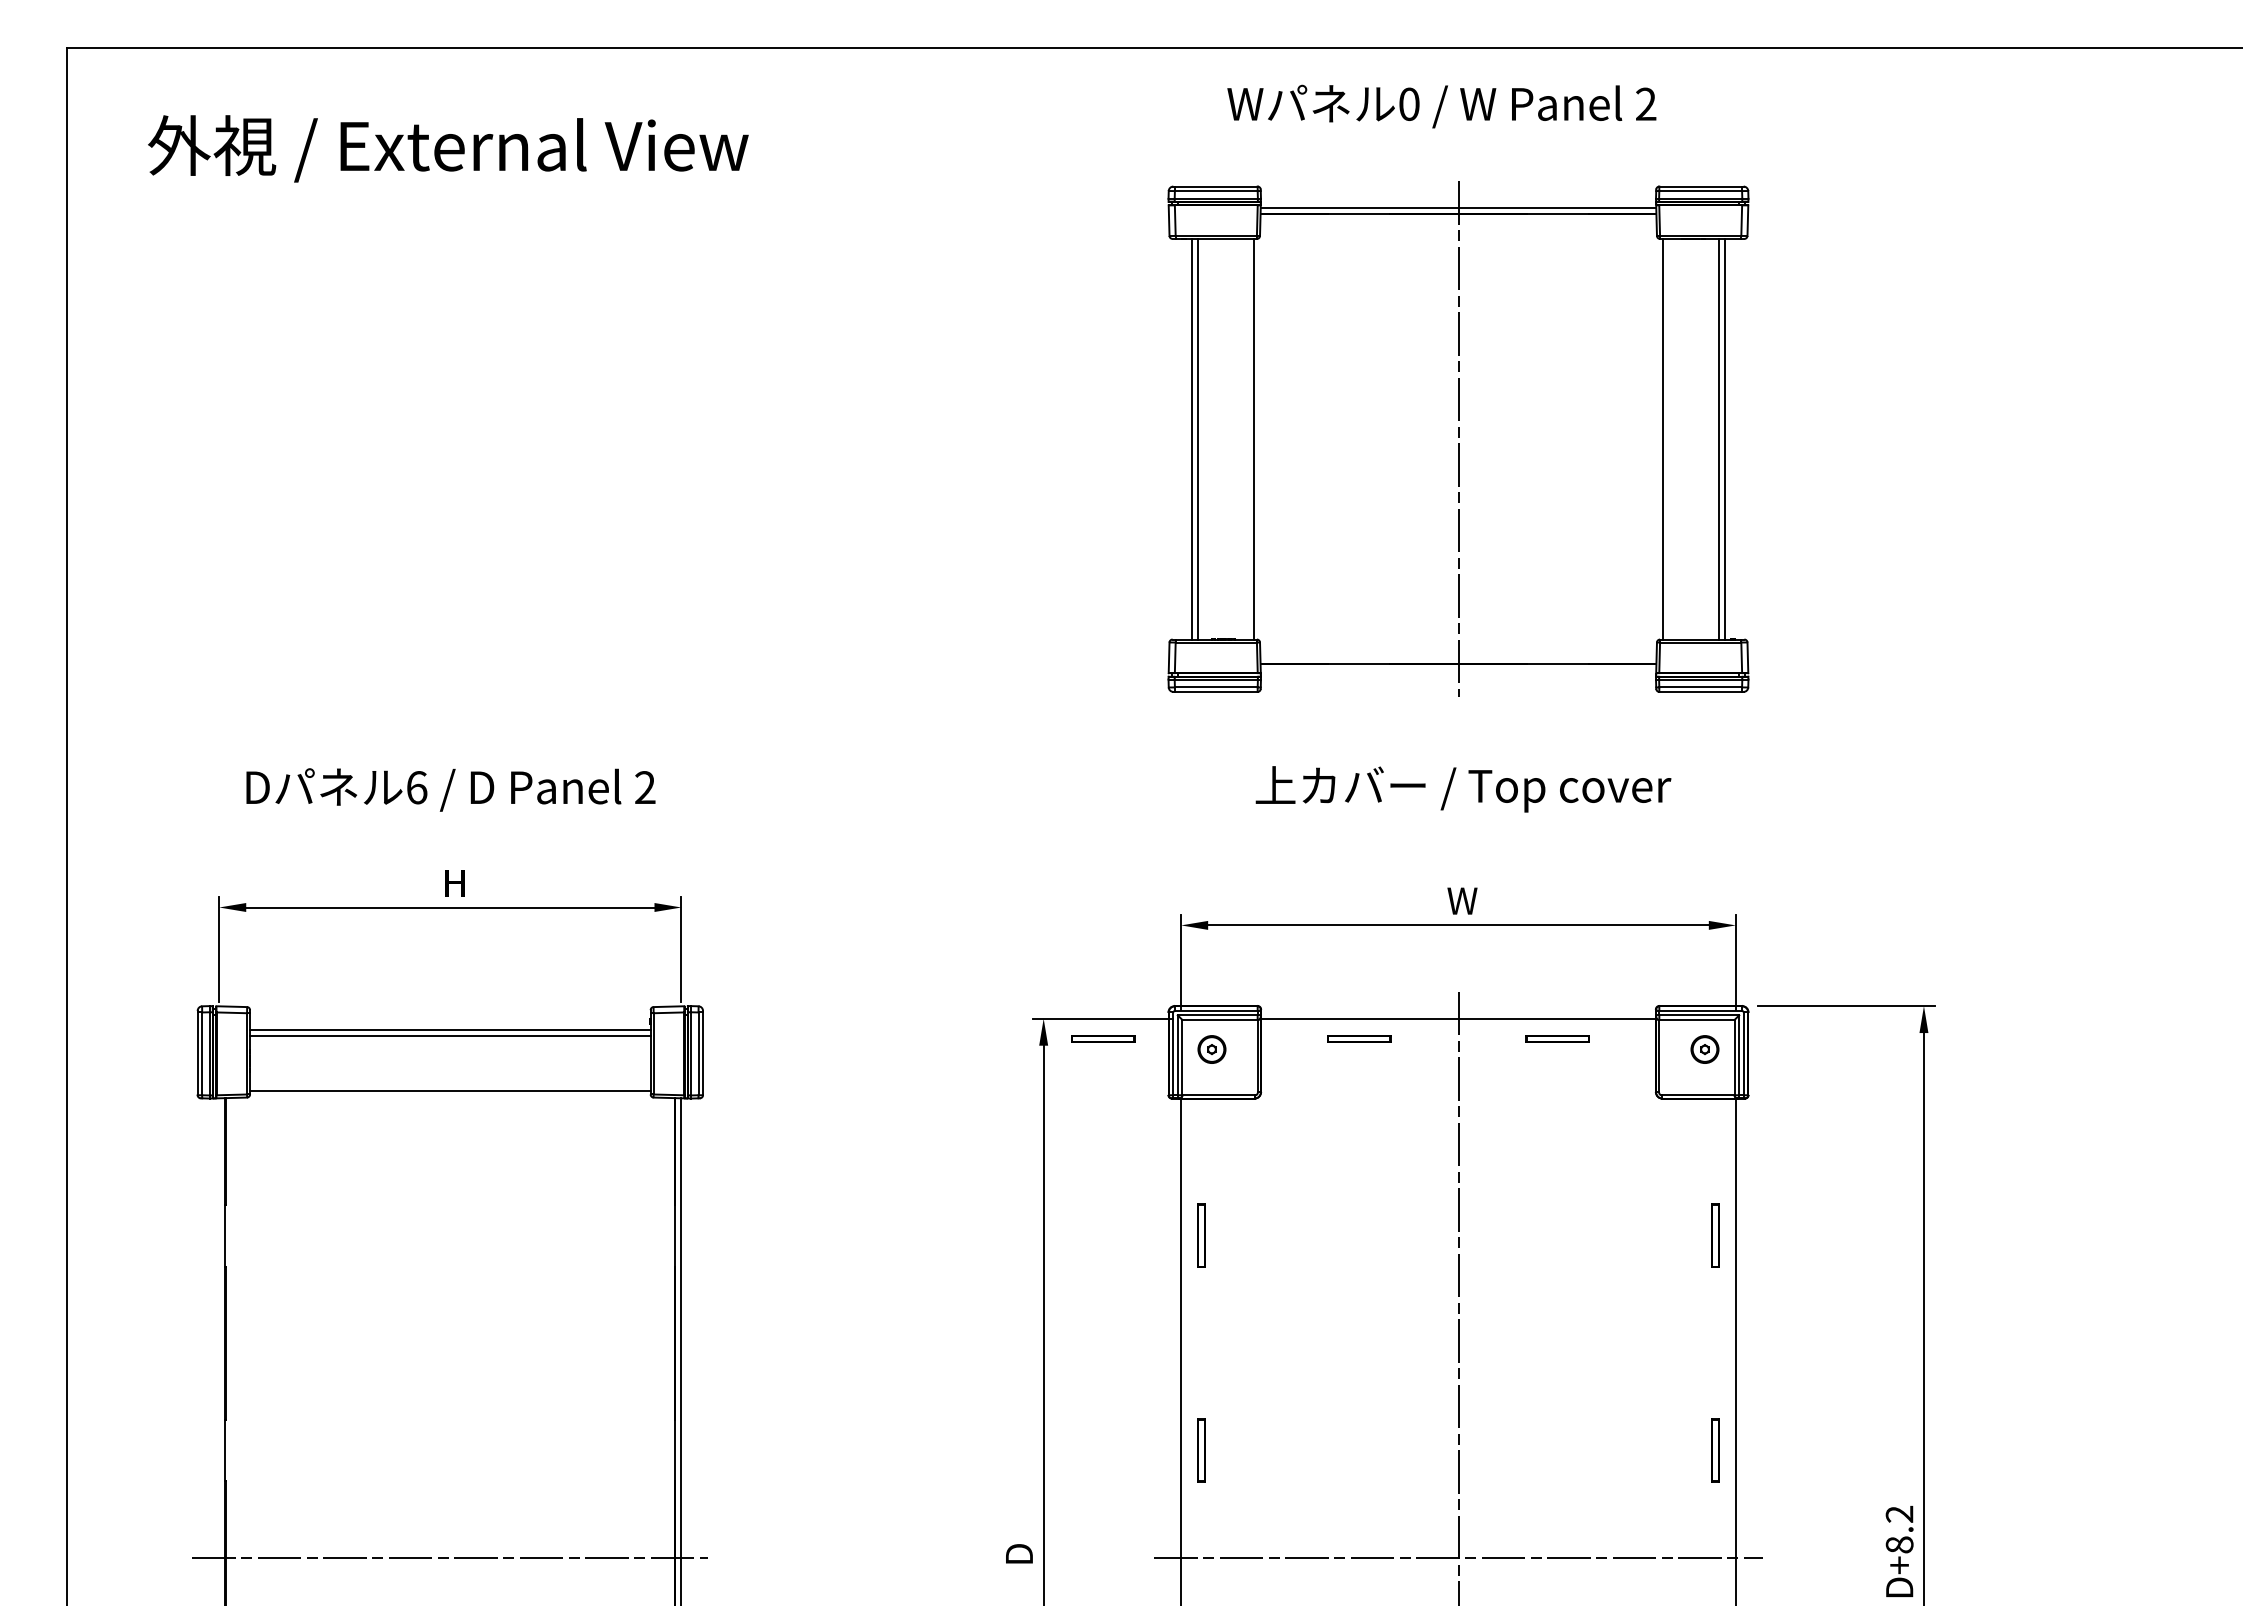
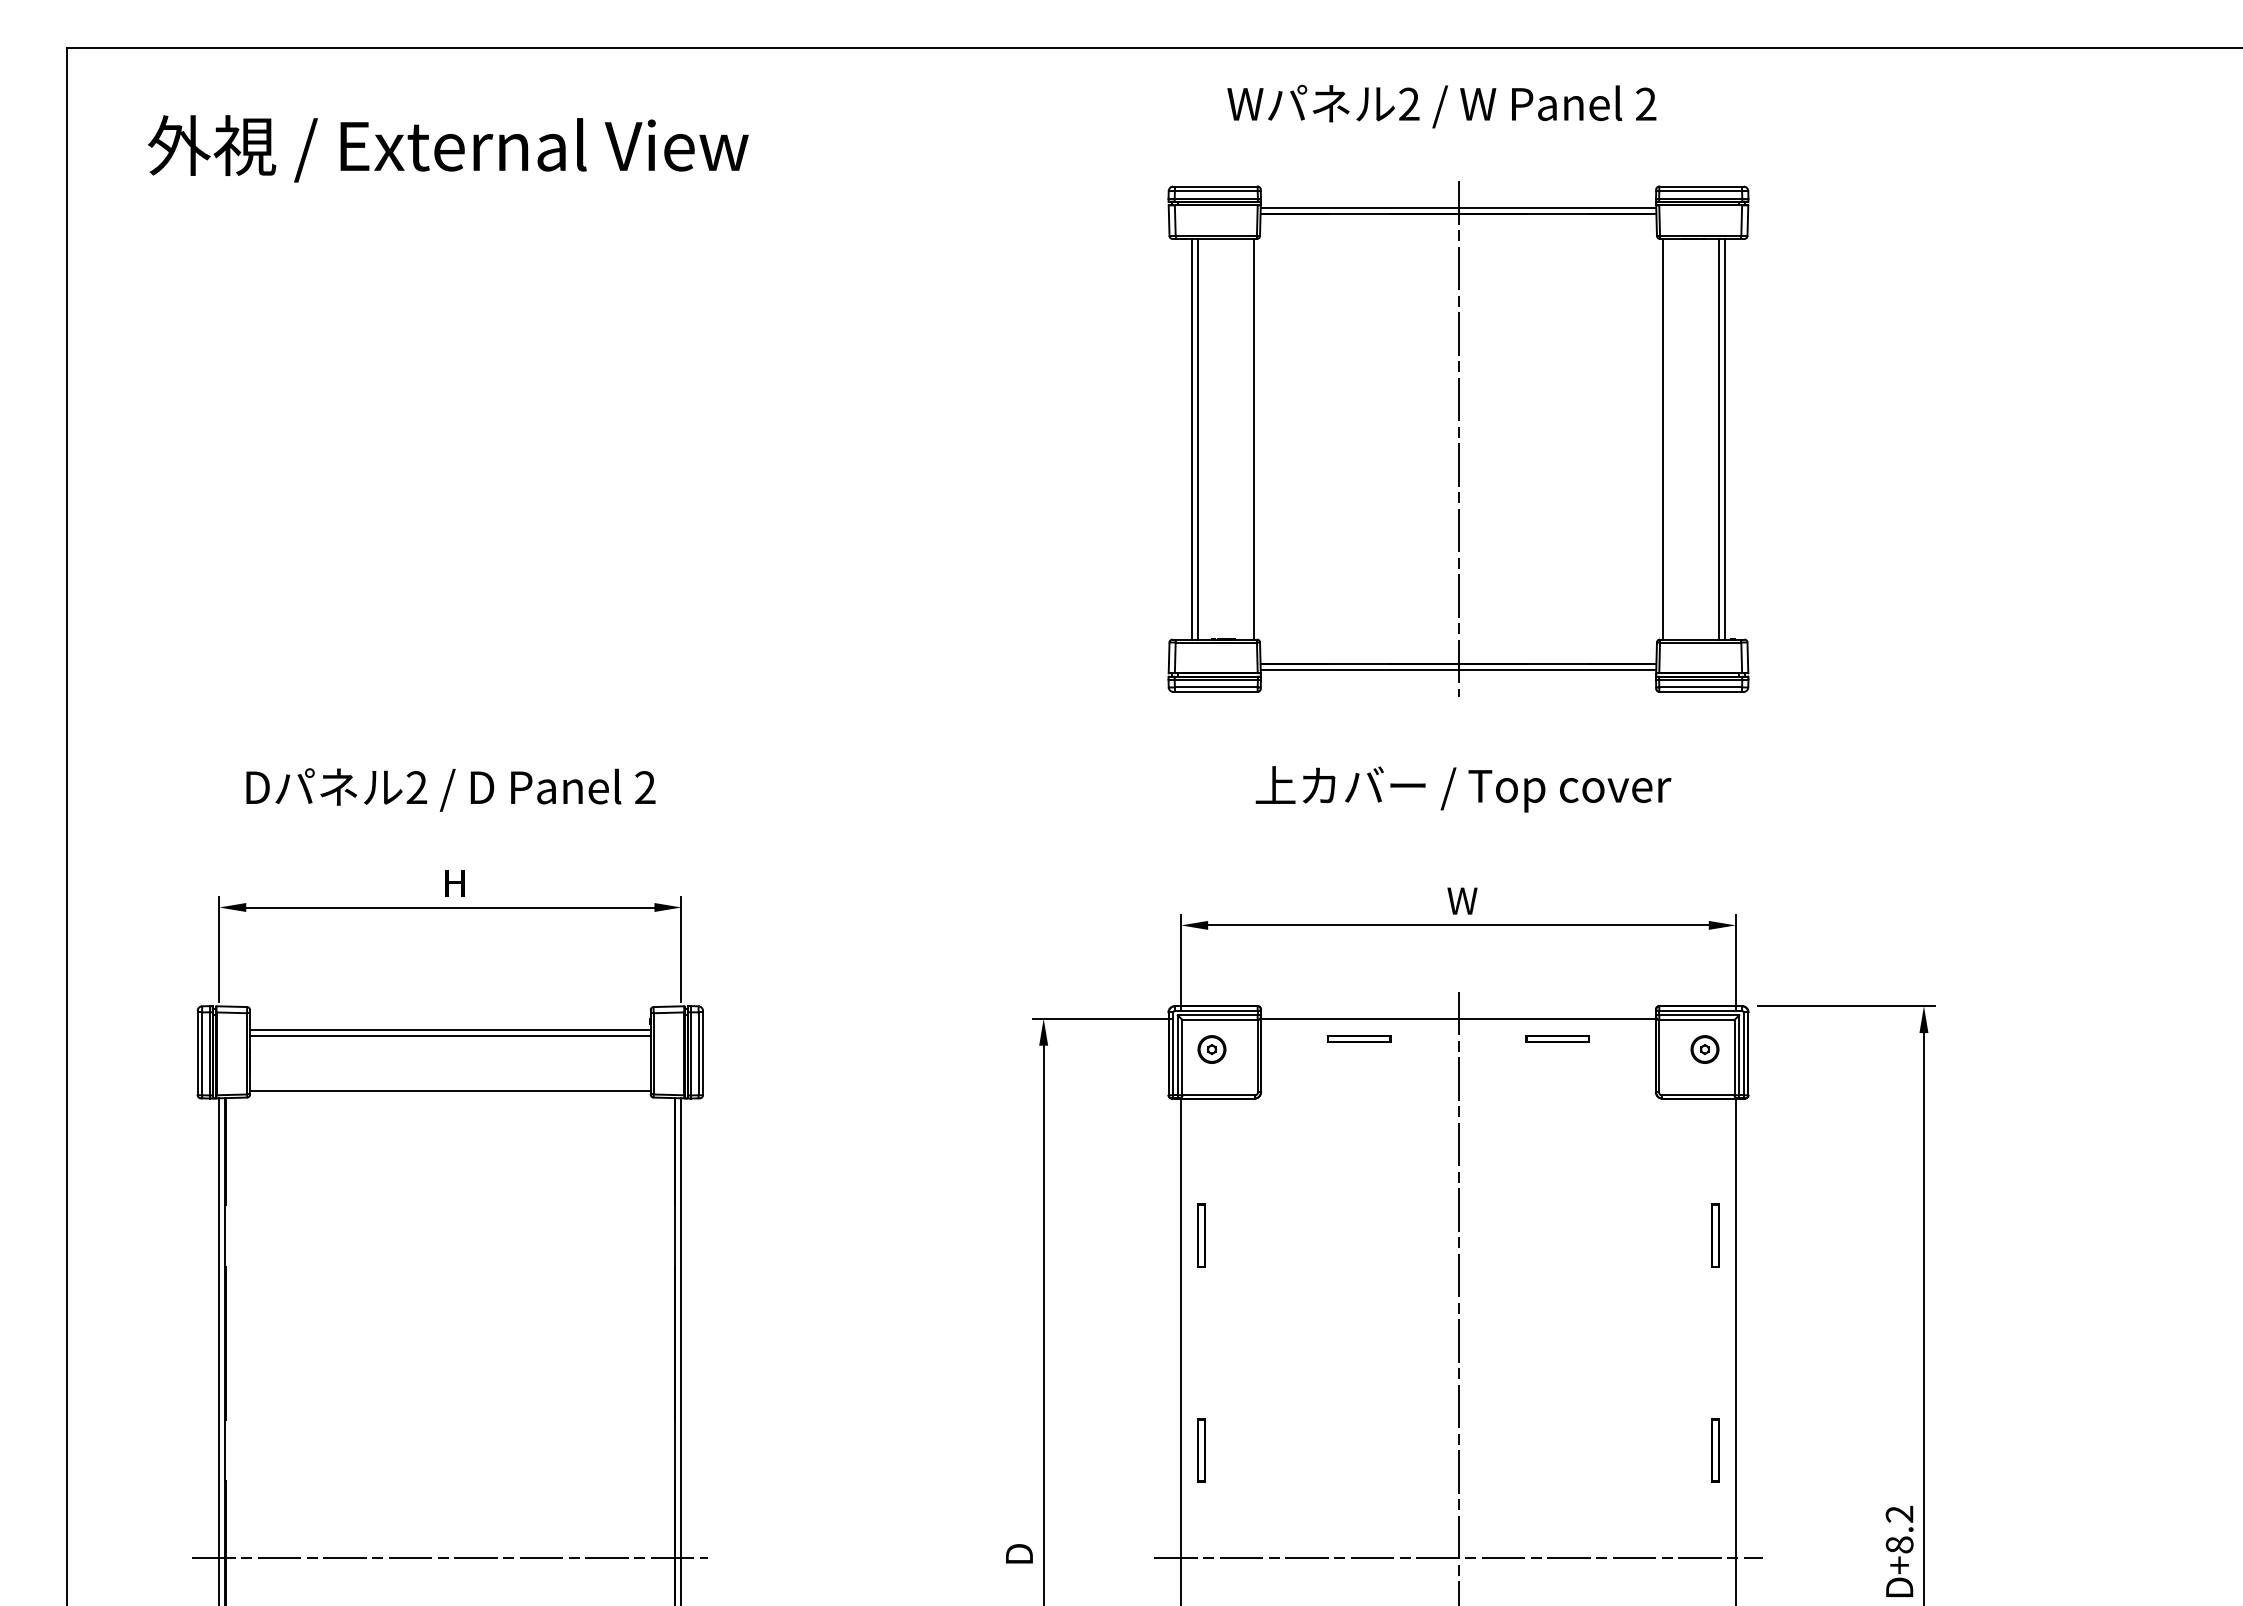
text: 0 -> 2 (1409, 104)
line: none -> present (1458, 670)
text: 6 -> 2 (416, 787)
part: present -> none (1103, 1038)
line: none -> present (219, 1350)
